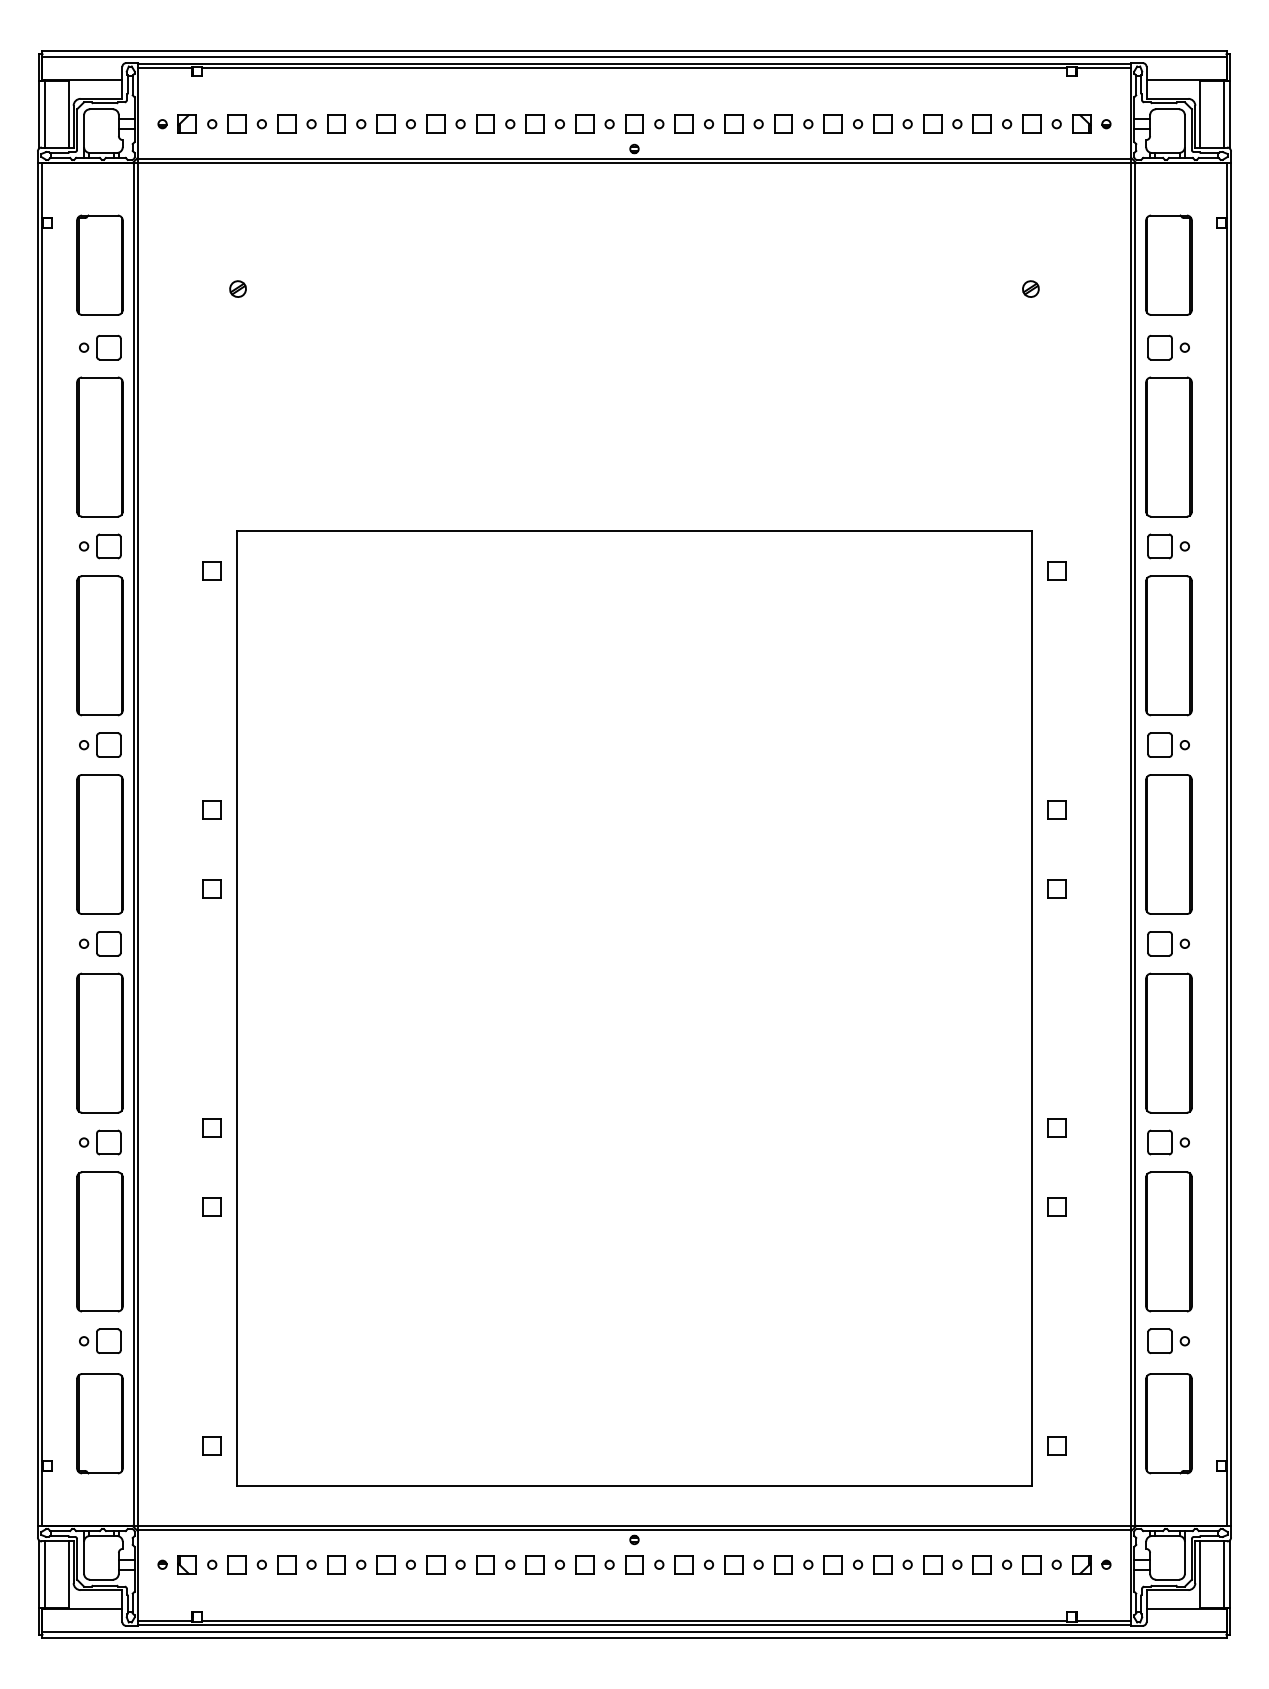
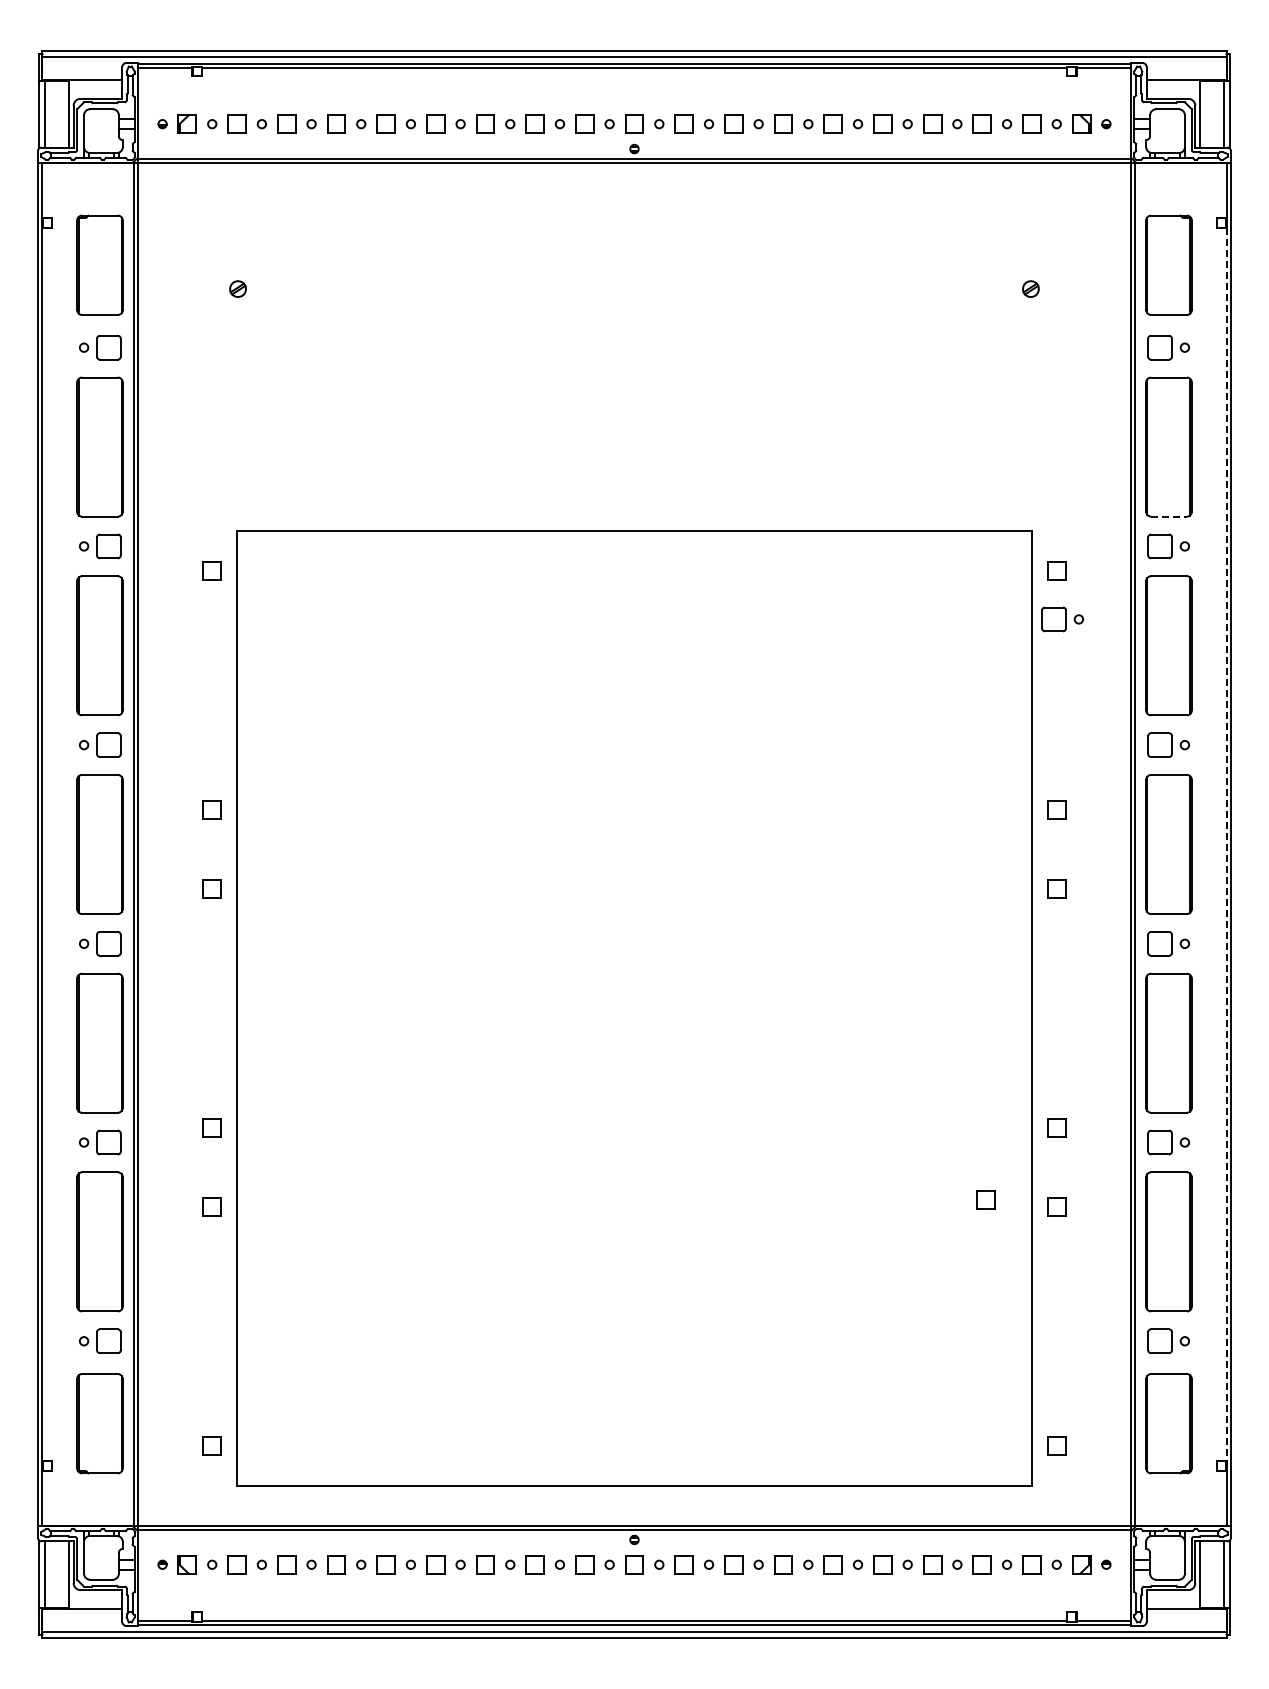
line: solid -> dashed (1169, 516)
part: none -> present (1062, 619)
line: solid -> dashed (1226, 844)
part: none -> present (985, 1199)
